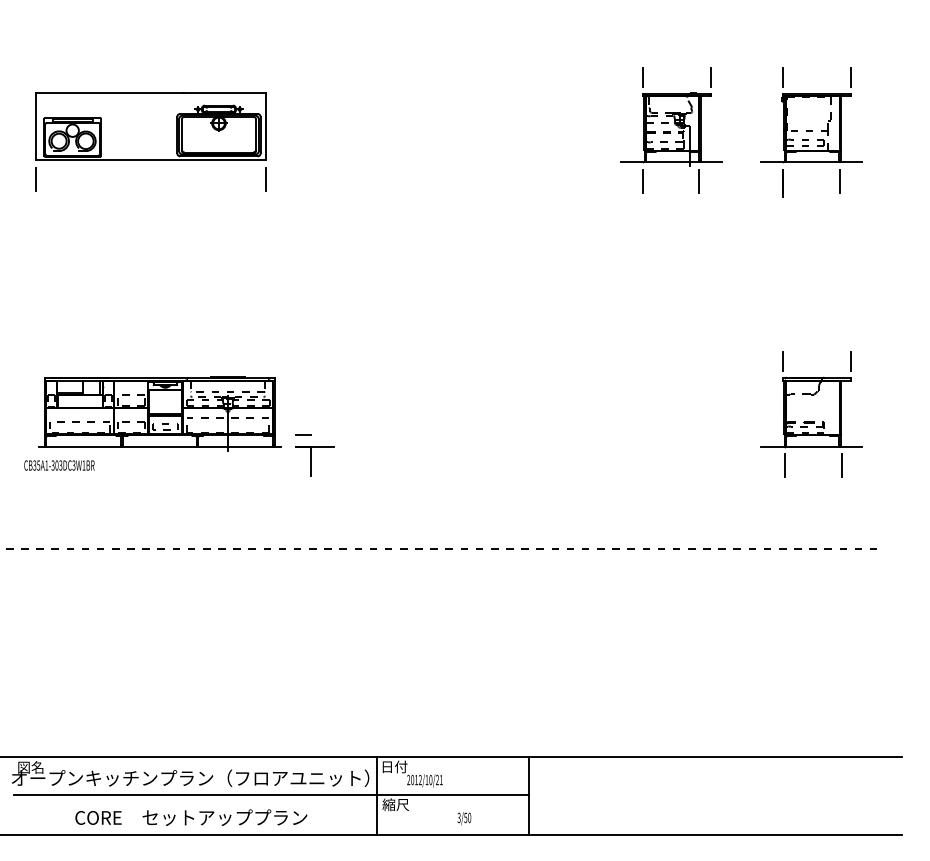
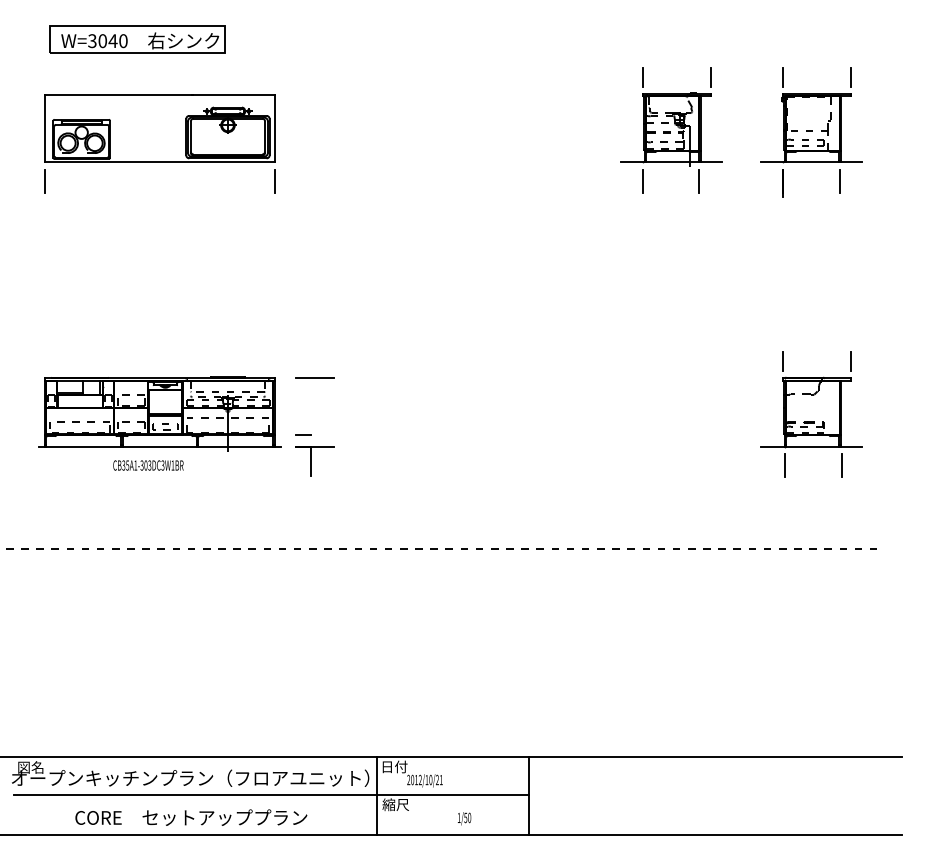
part: none -> present (137, 39)
part position: (150, 141) -> (159, 143) (159, 143)
line: none -> present (315, 378)
text position: (59, 465) -> (148, 465) (148, 465)
text: 3/50 -> 1/50 (458, 817)
